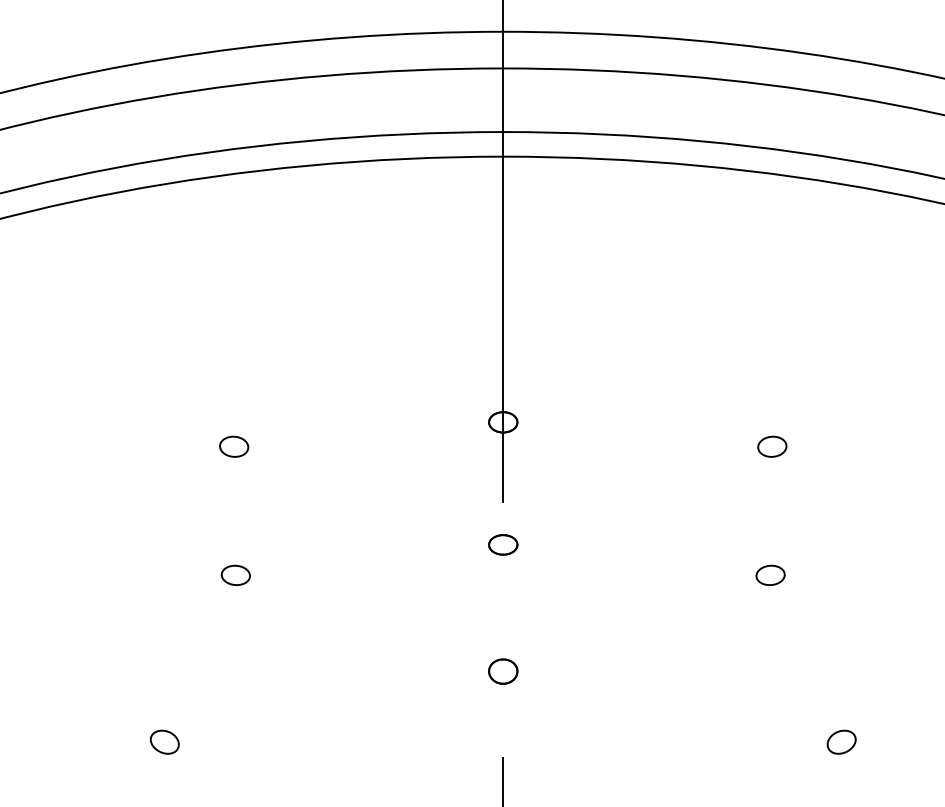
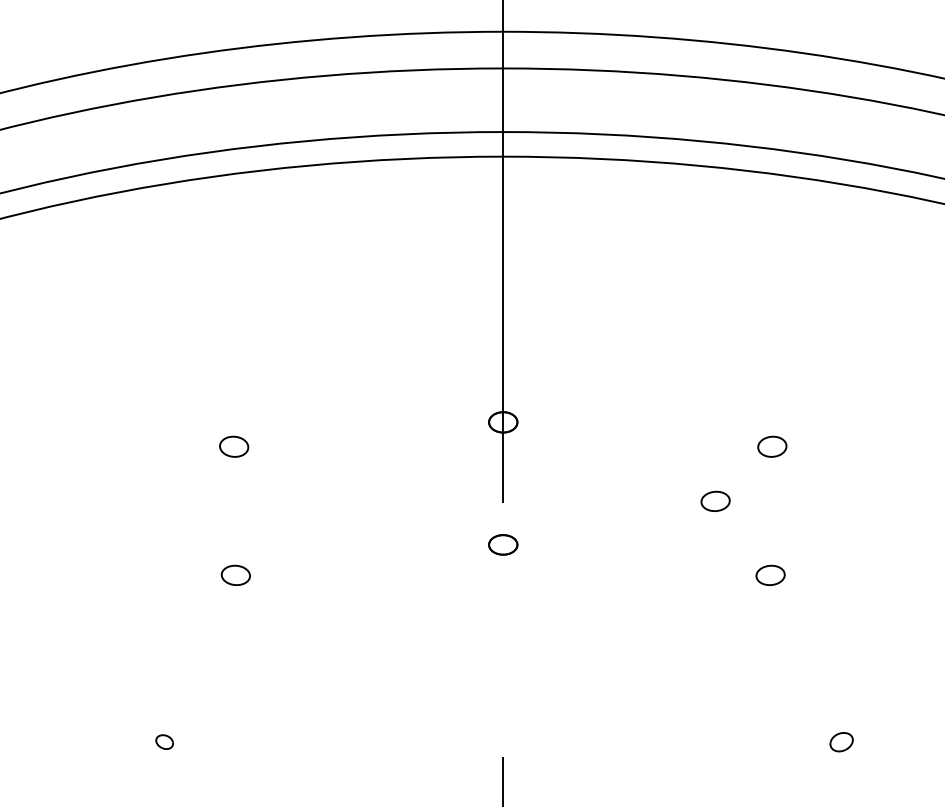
part: none -> present (715, 500)
part: present -> none (503, 671)
part size: 31x26 px -> 19x16 px (164, 741)
part size: 31x26 px -> 25x21 px (841, 742)
